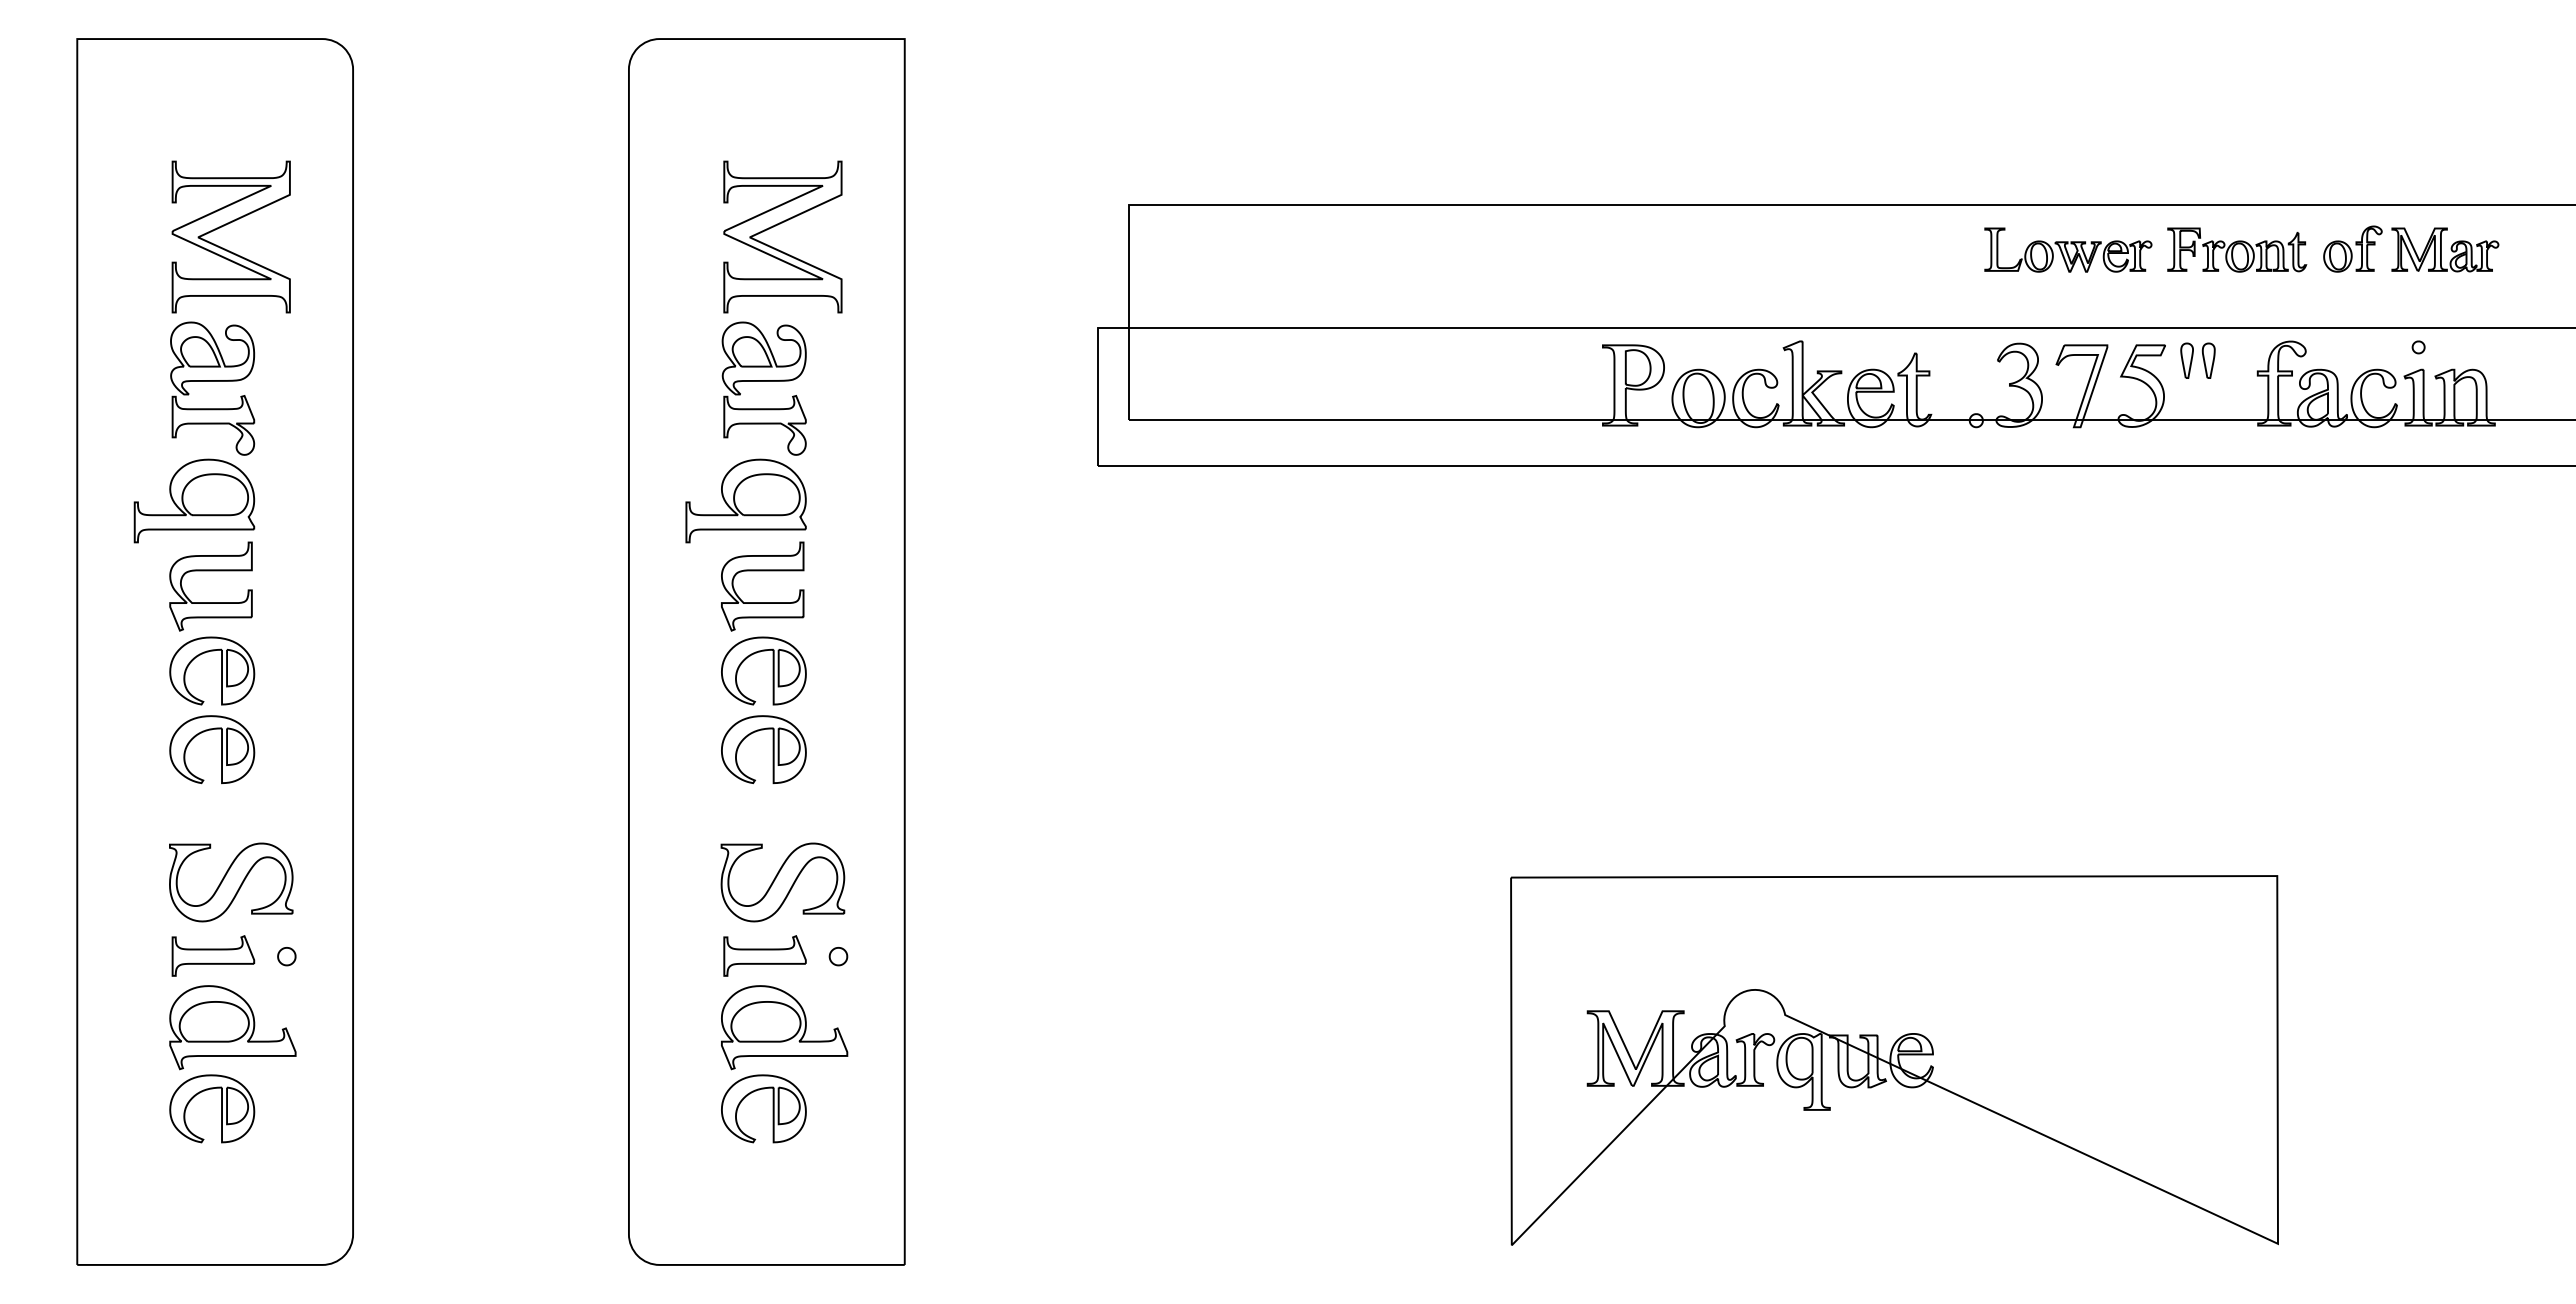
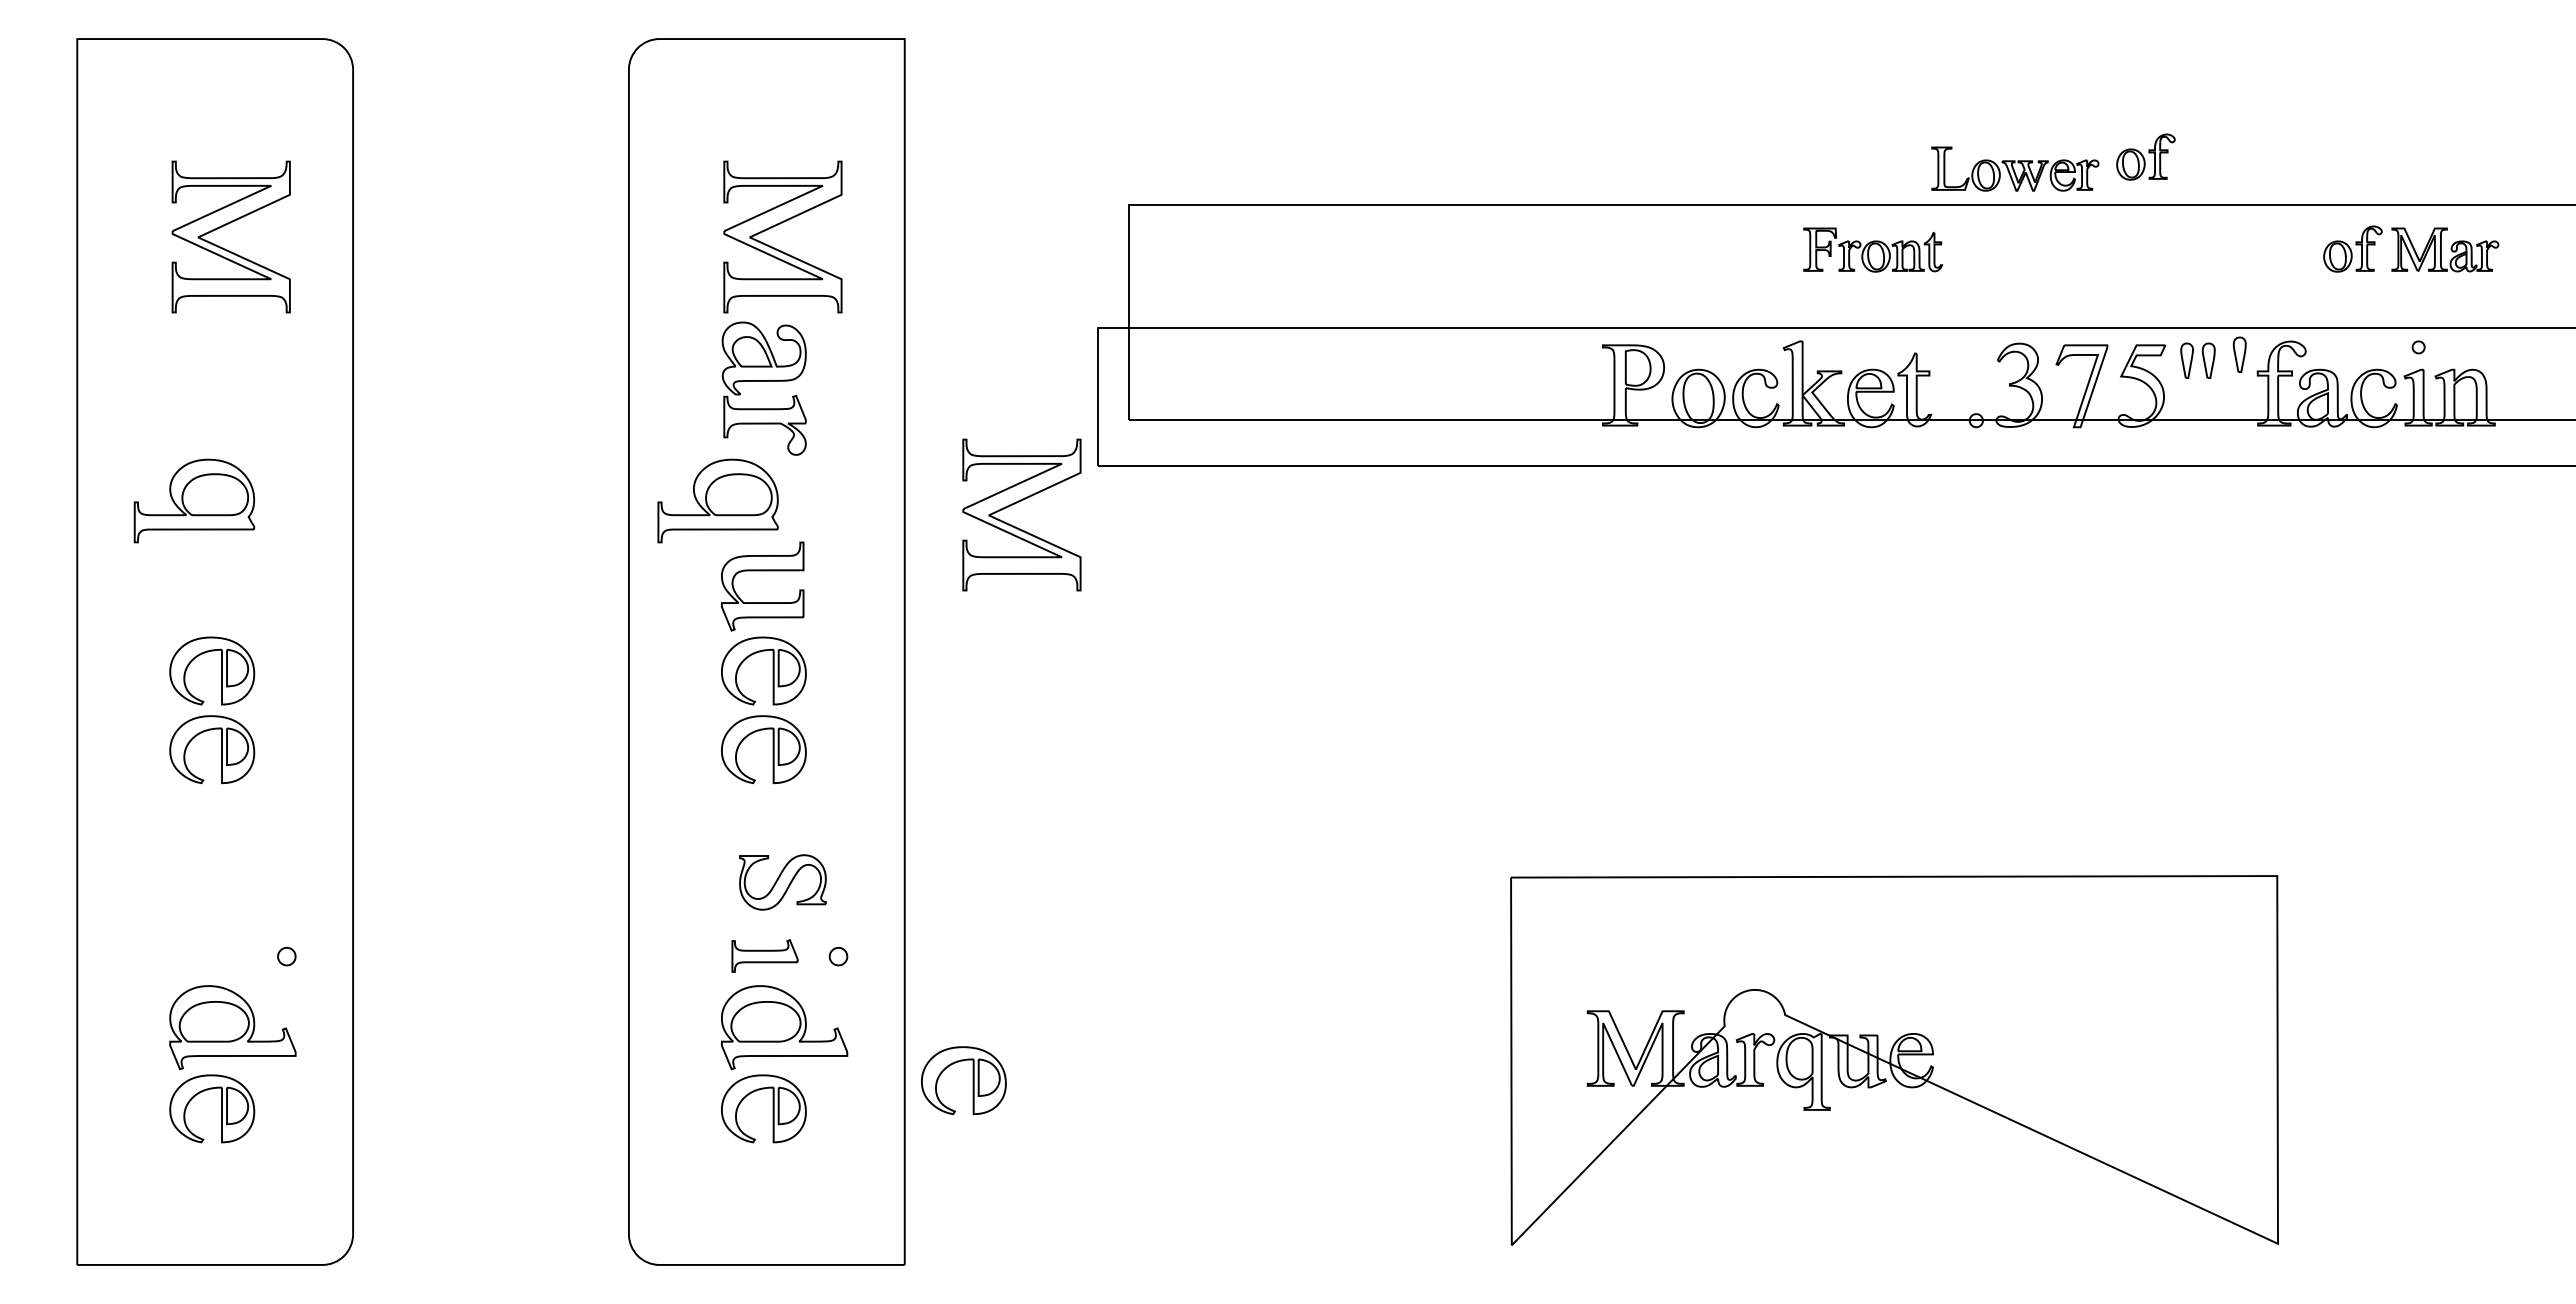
part: none -> present (2145, 156)
part position: (2068, 249) -> (2015, 168) (2015, 168)
part position: (2237, 249) -> (1873, 249) (1873, 249)
part: none -> present (2239, 354)
part: present -> none (212, 381)
part position: (745, 500) -> (717, 500) (717, 500)
part: none -> present (1017, 503)
part: present -> none (210, 571)
part: present -> none (231, 882)
part size: 126x81 px -> 88x57 px (782, 882)
part: present -> none (213, 955)
part size: 84x42 px -> 68x34 px (764, 955)
part: none -> present (972, 1080)
